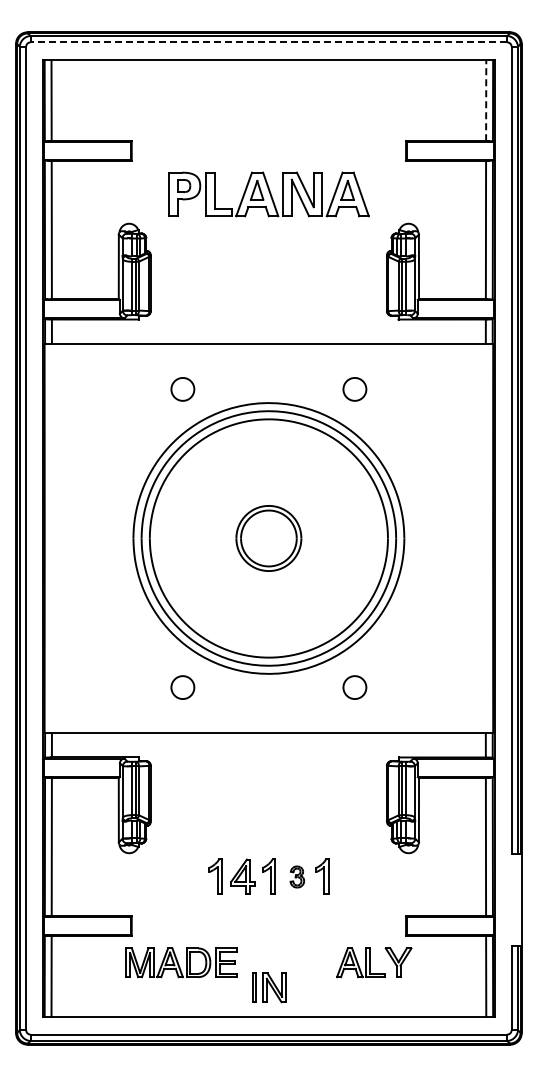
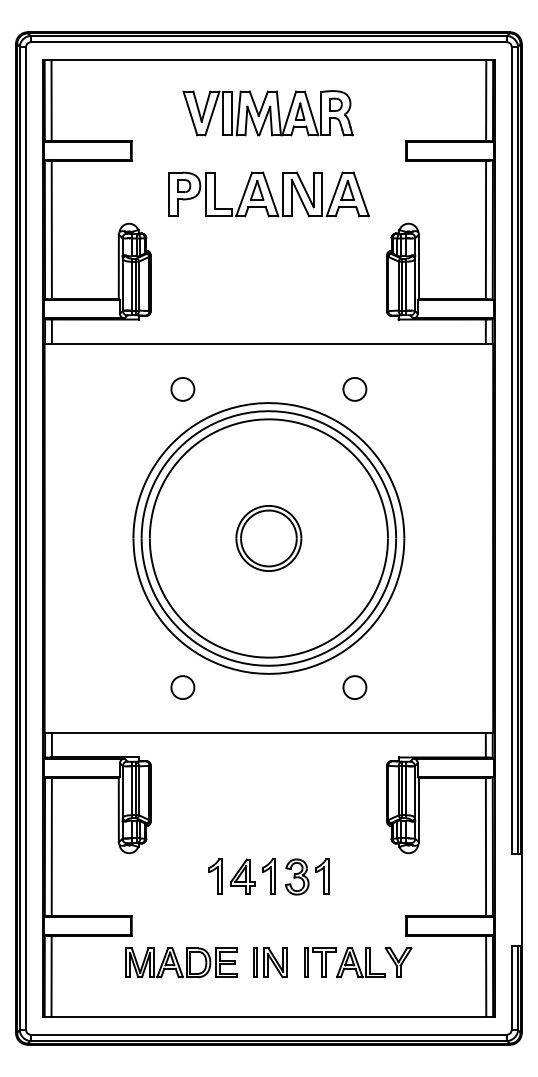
line: dashed -> solid (268, 42)
line: dashed -> solid (486, 100)
part: none -> present (267, 113)
part size: 16x24 px -> 25x38 px (297, 876)
part: none -> present (320, 962)
part position: (269, 987) -> (270, 962) (270, 962)
